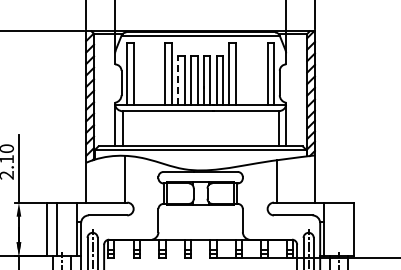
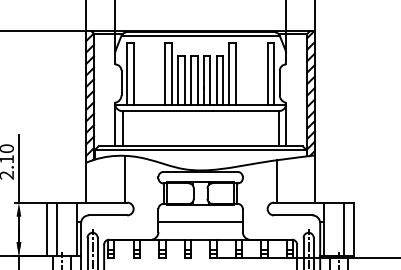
line: dashed -> solid (178, 80)
line: none -> present (200, 221)
line: none -> present (343, 229)
